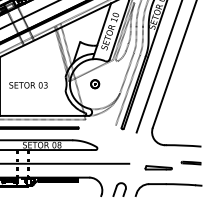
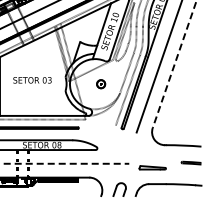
line: solid -> dashed (174, 64)
part position: (95, 84) -> (101, 84) (101, 84)
text position: (28, 85) -> (32, 80) (32, 80)
line: solid -> dashed (65, 163)
part position: (158, 167) -> (152, 167) (152, 167)
